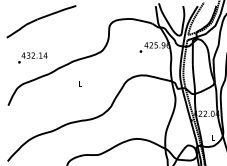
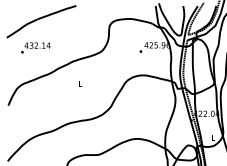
text position: (32, 57) -> (35, 47) (35, 47)
